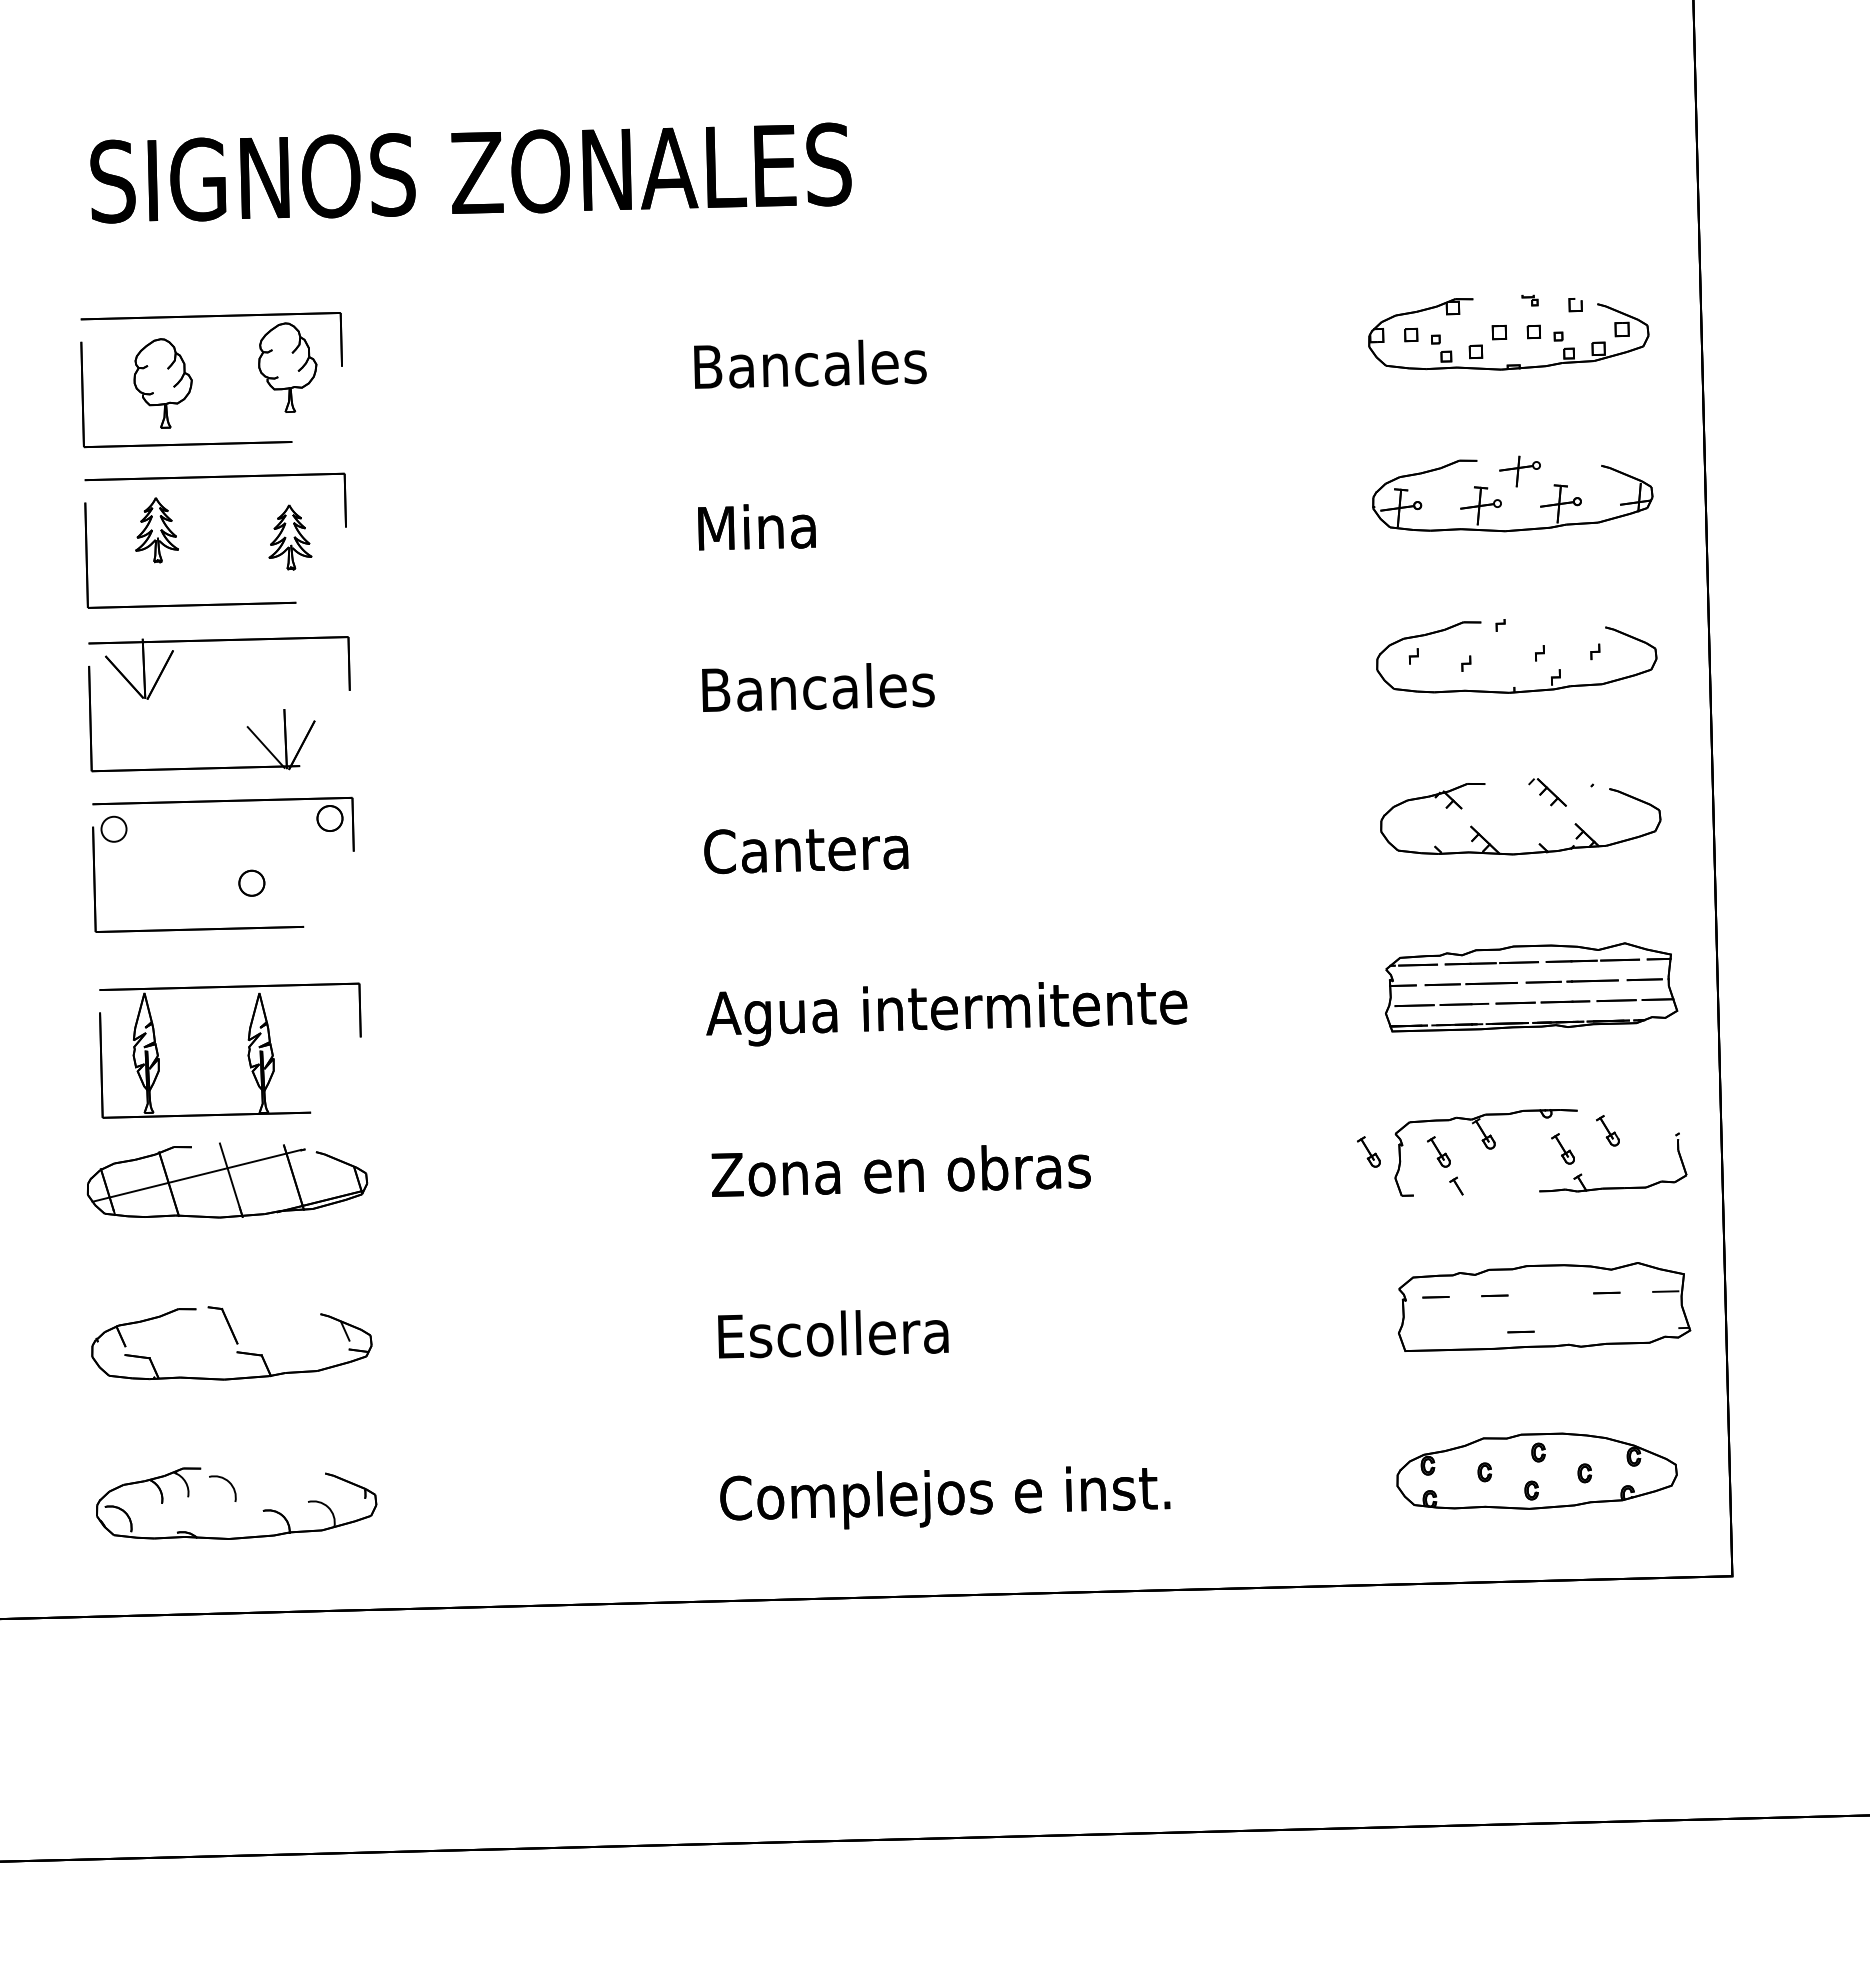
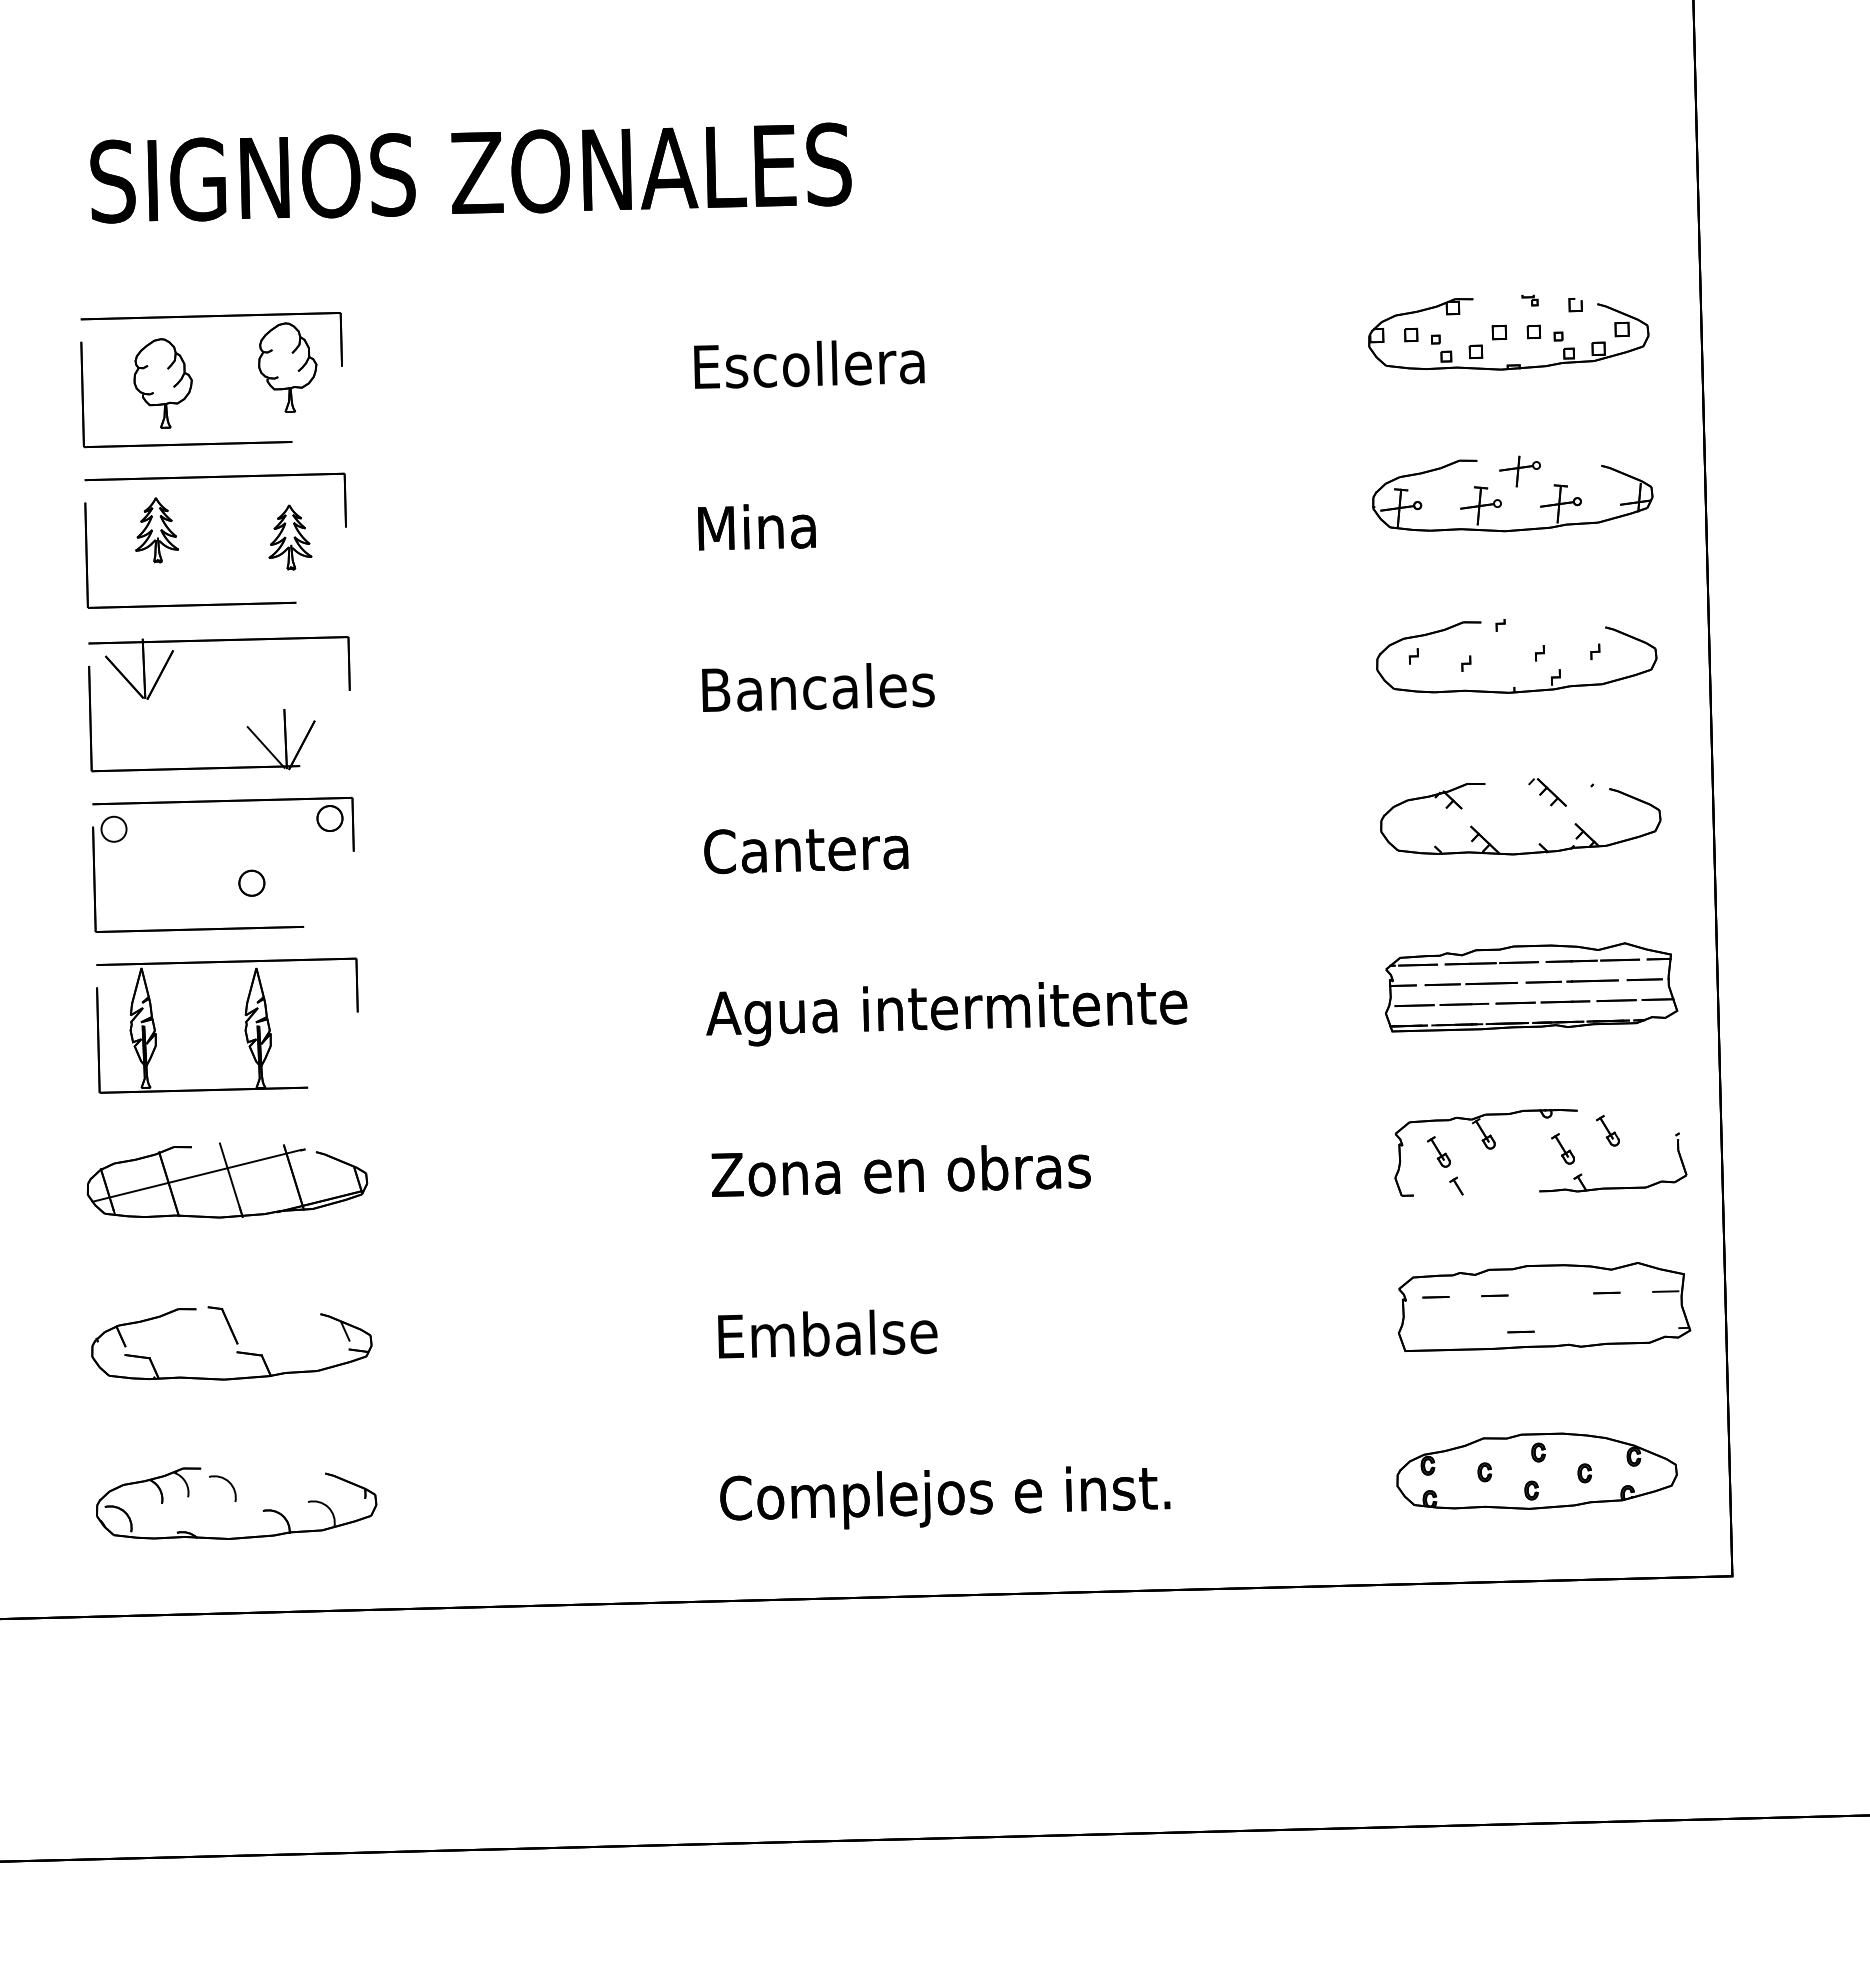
text: Bancales -> Escollera (813, 363)
part position: (247, 1054) -> (244, 1029) (244, 1029)
part: present -> none (1368, 1151)
text: Escollera -> Embalse (849, 1333)
